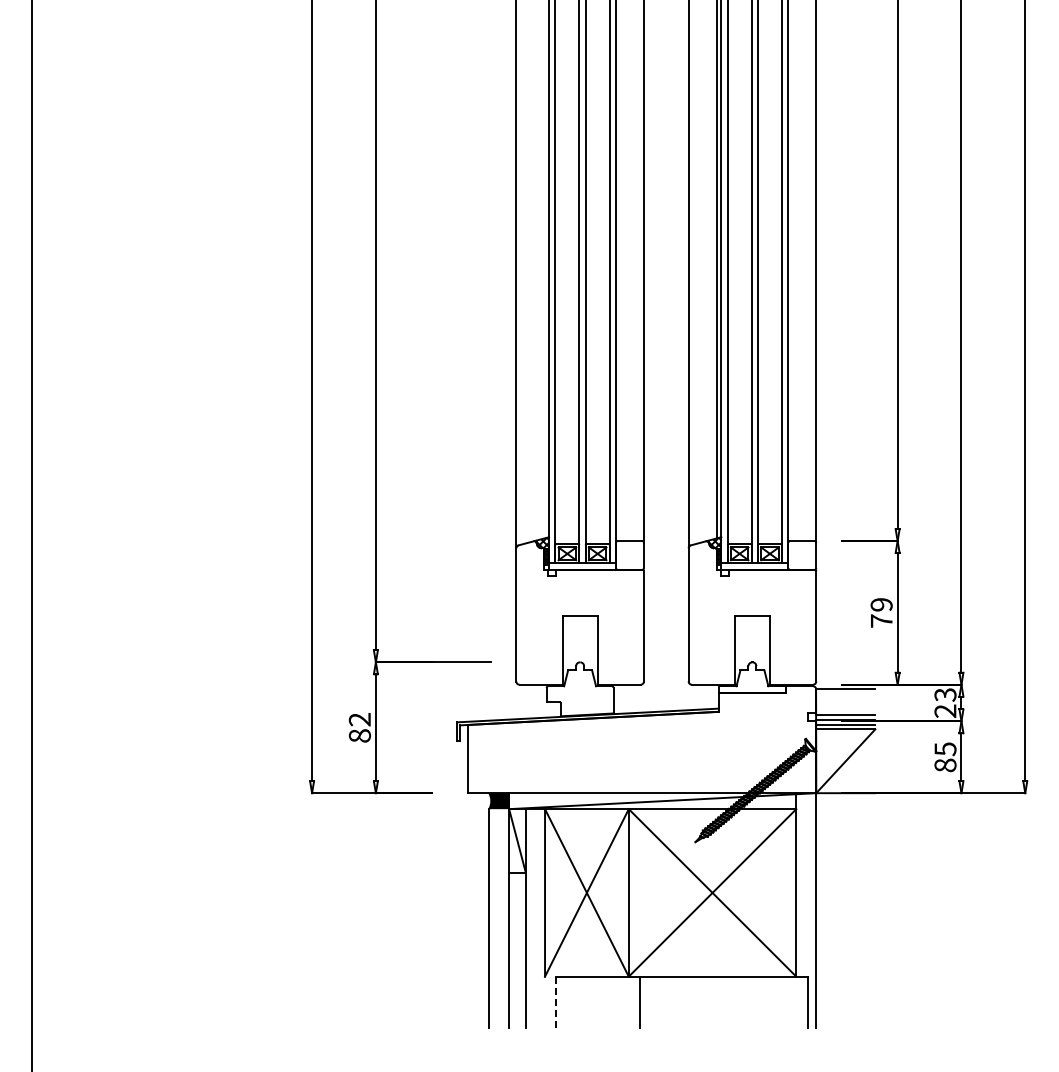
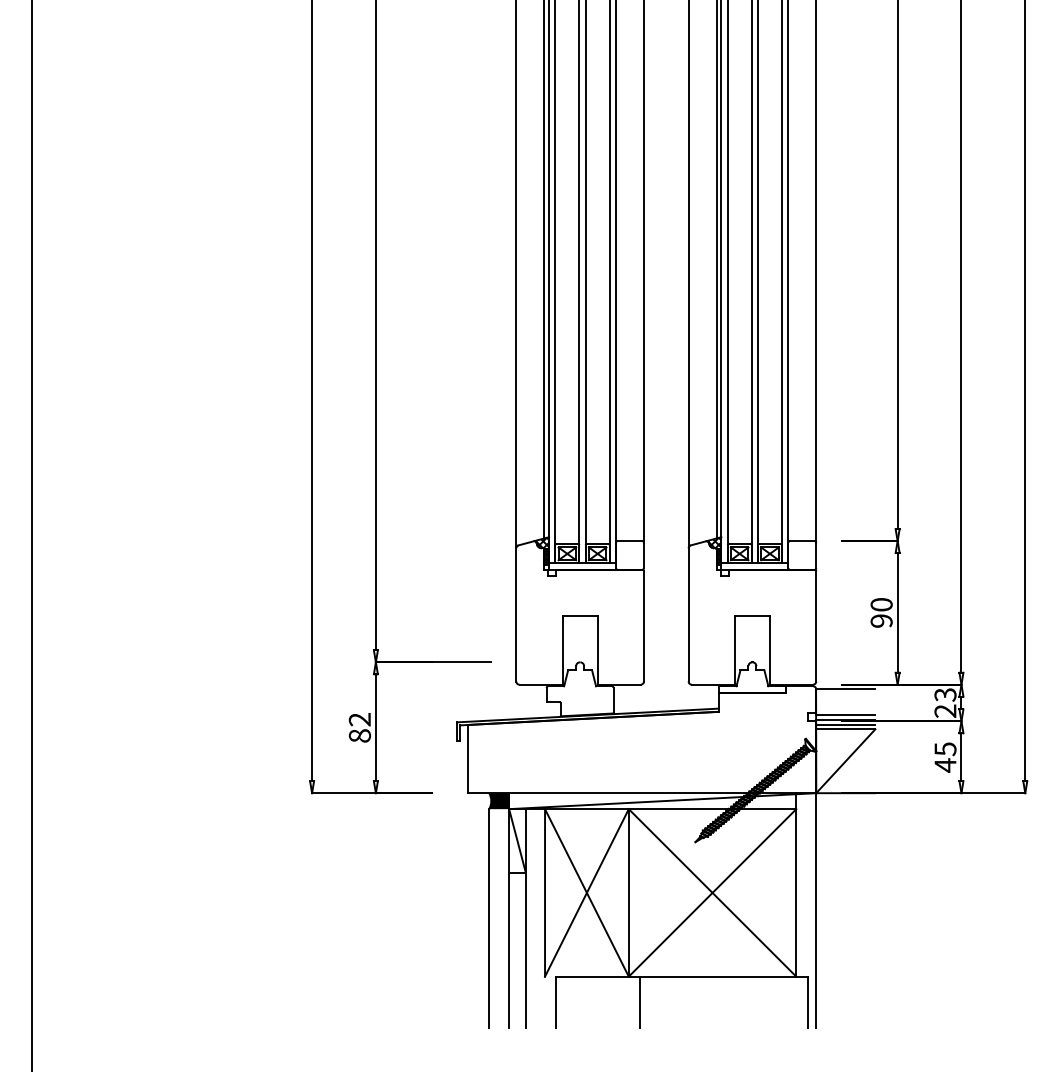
line: none -> present (544, 270)
text: 79 -> 90 (881, 612)
text: 85 -> 45 (945, 765)
line: dashed -> solid (556, 1002)
